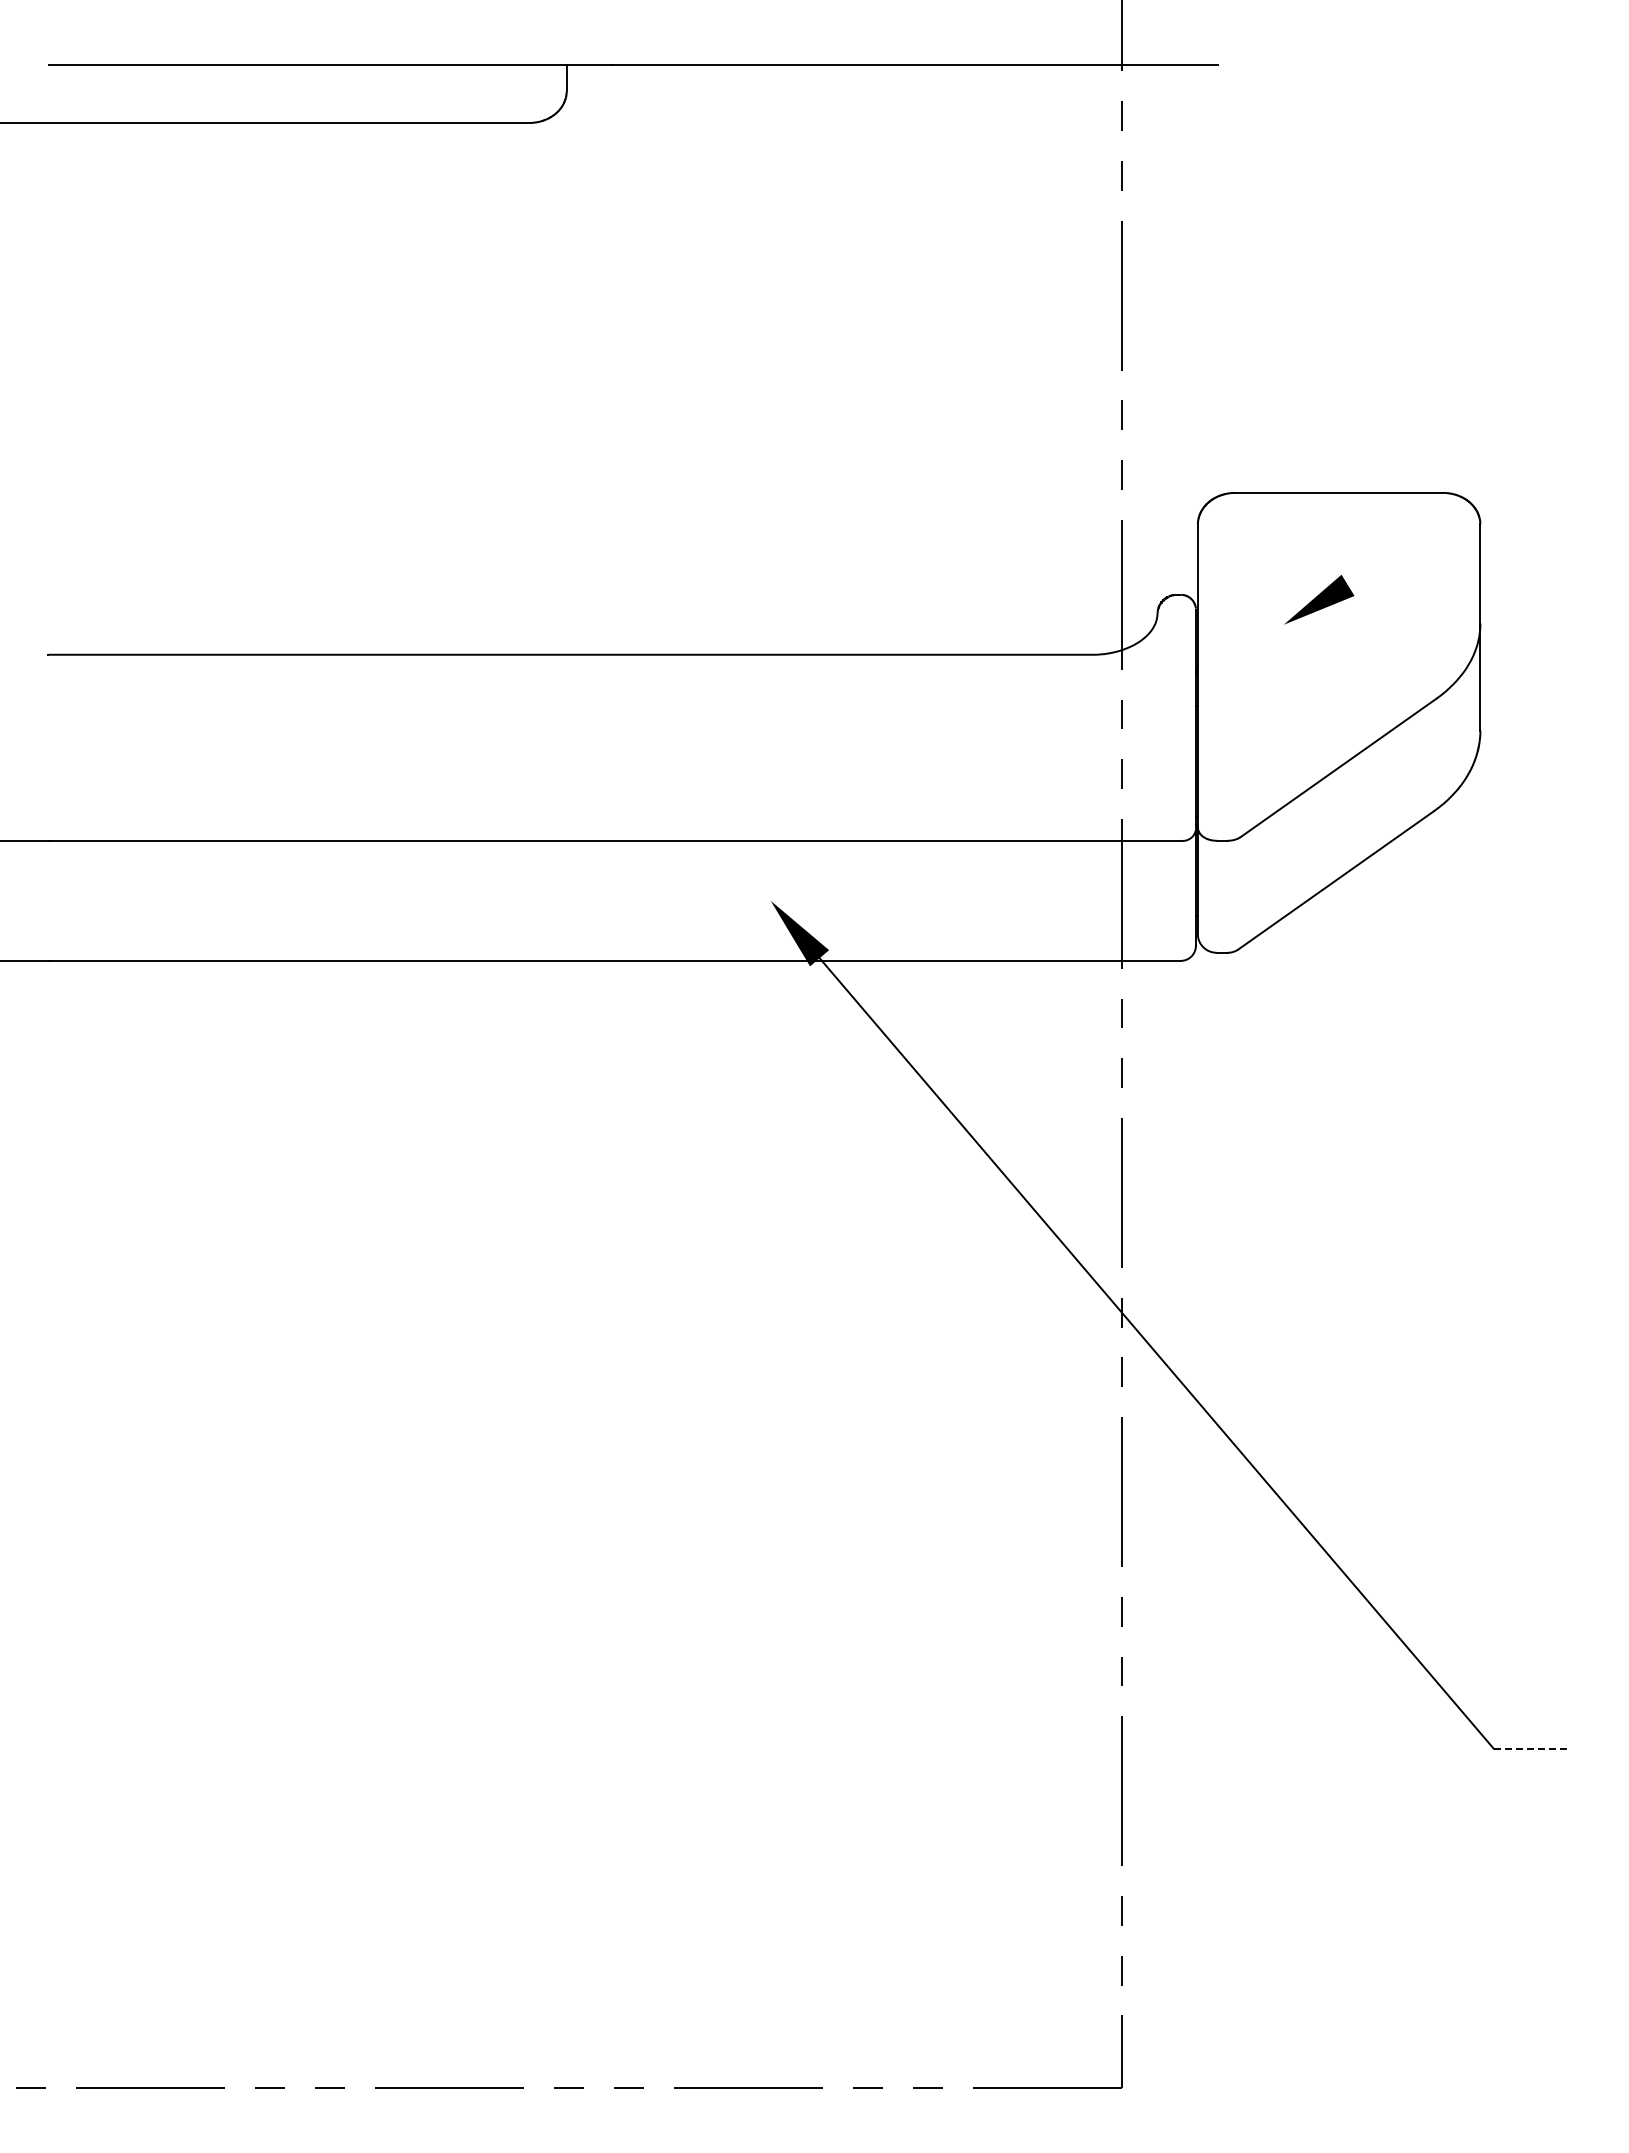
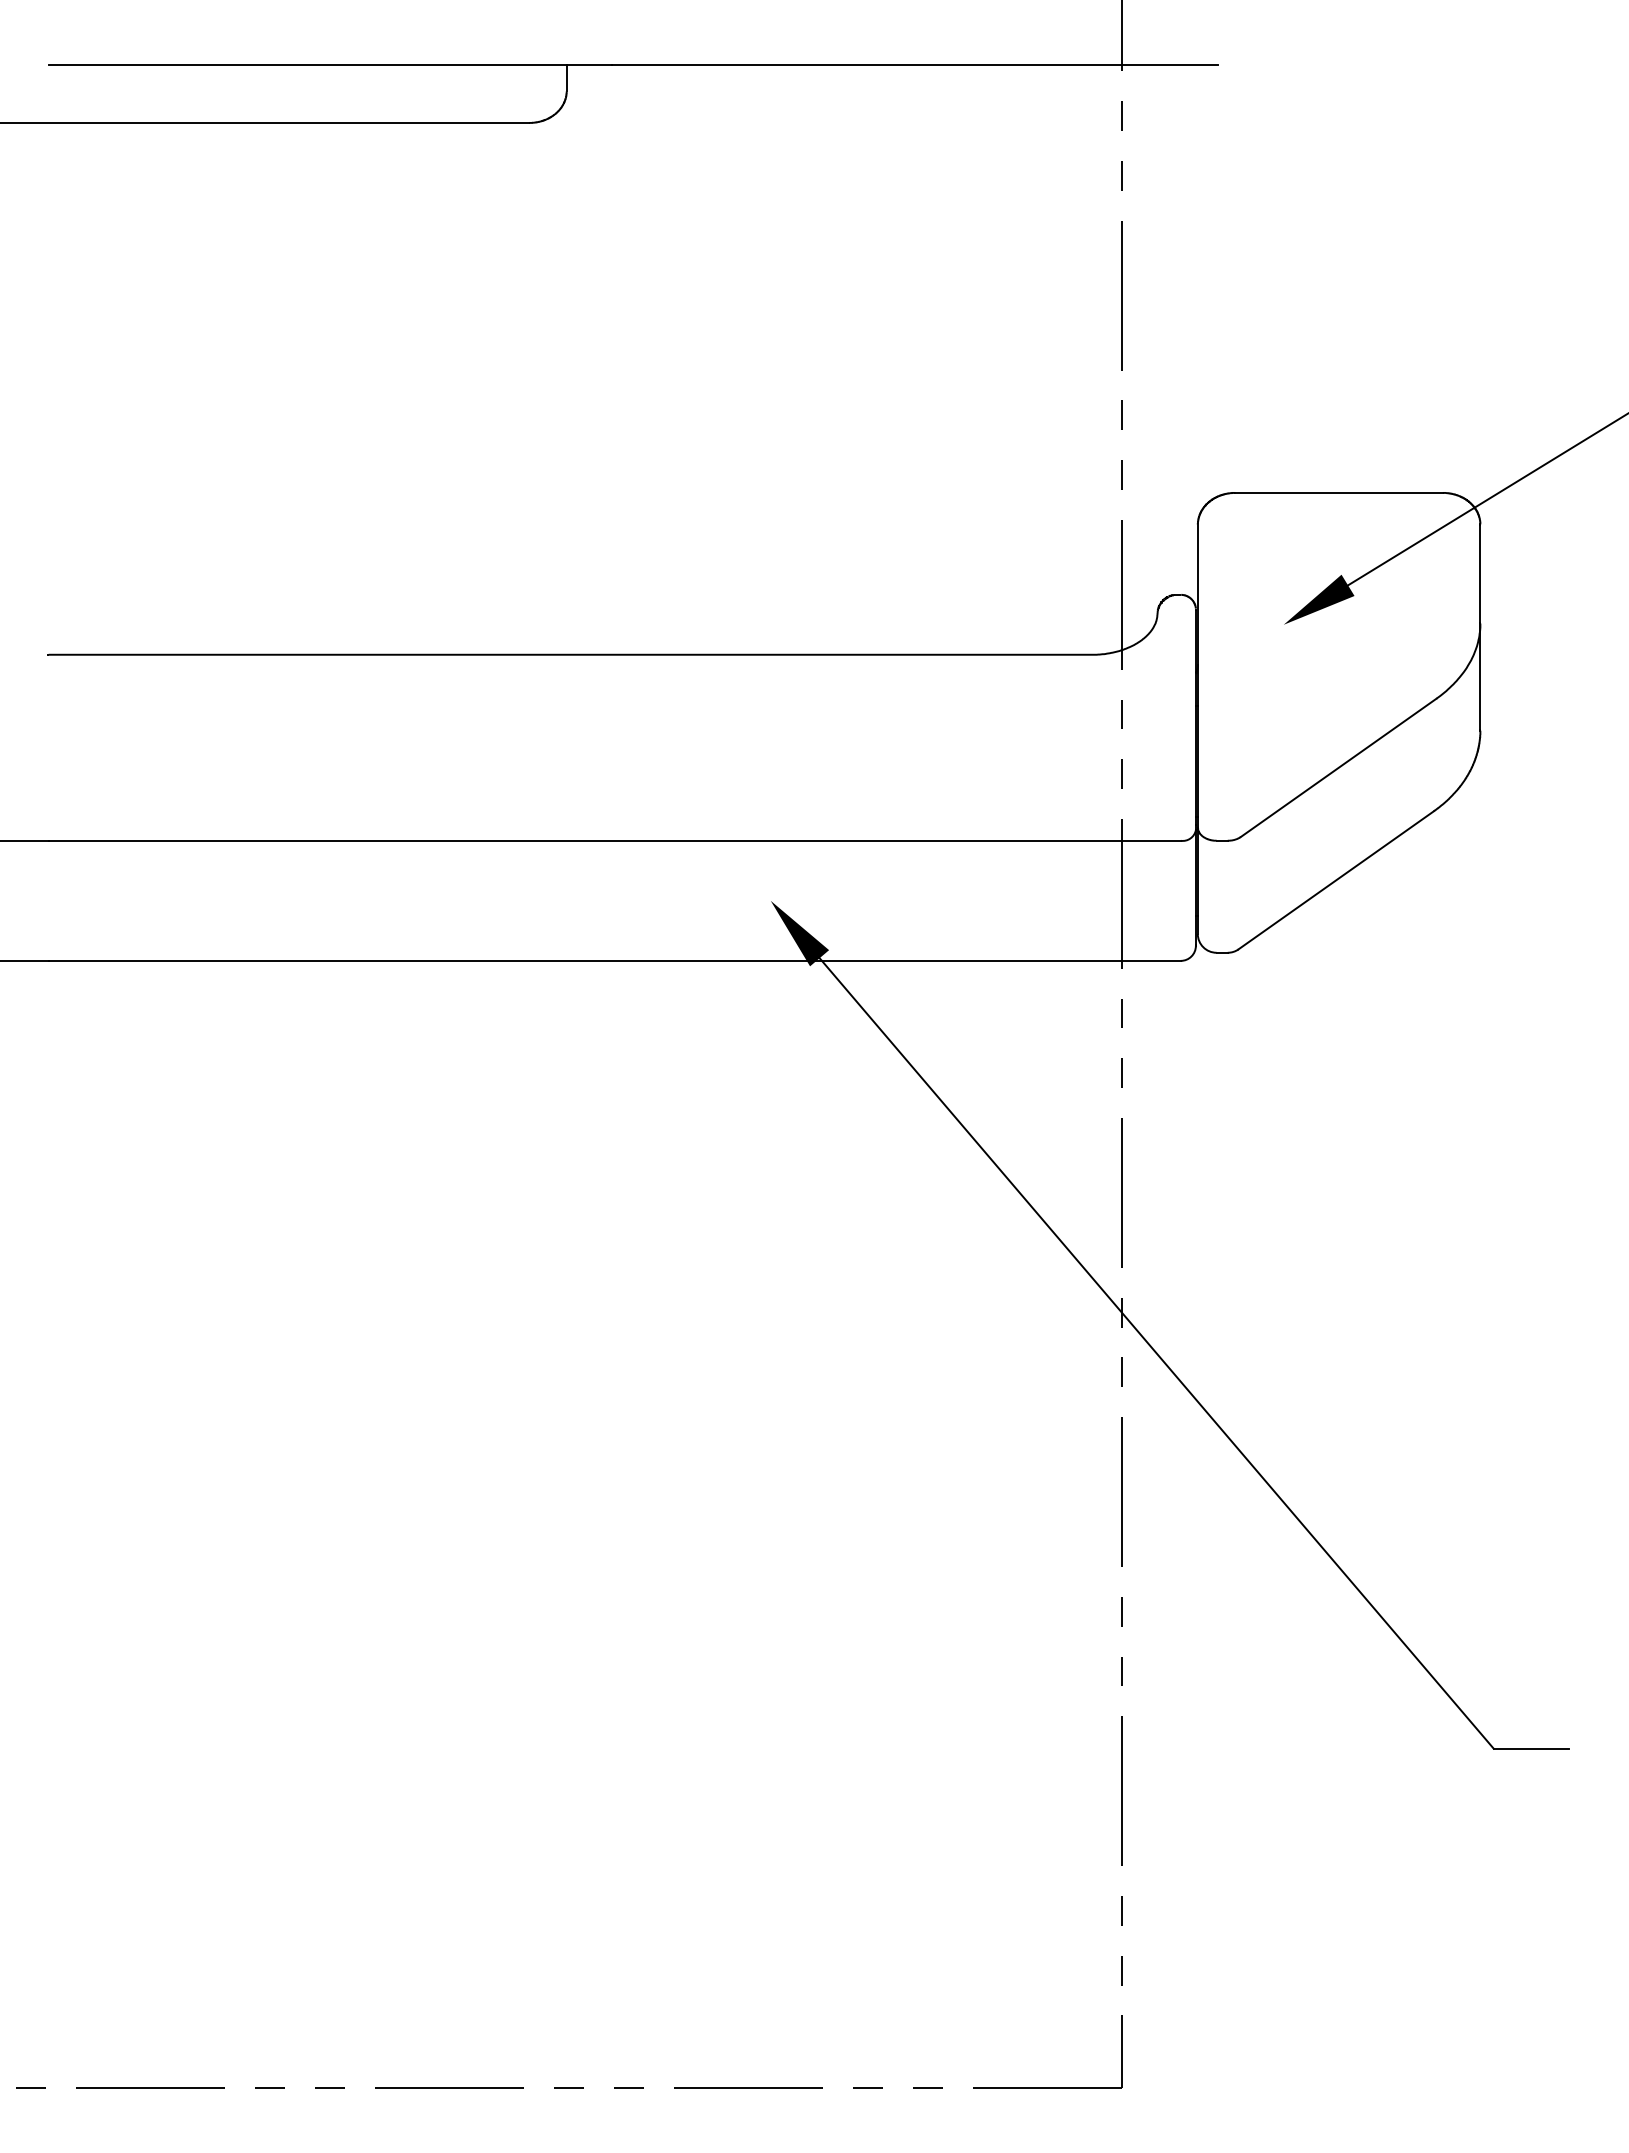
line: none -> present (1486, 499)
line: dashed -> solid (1531, 1748)
